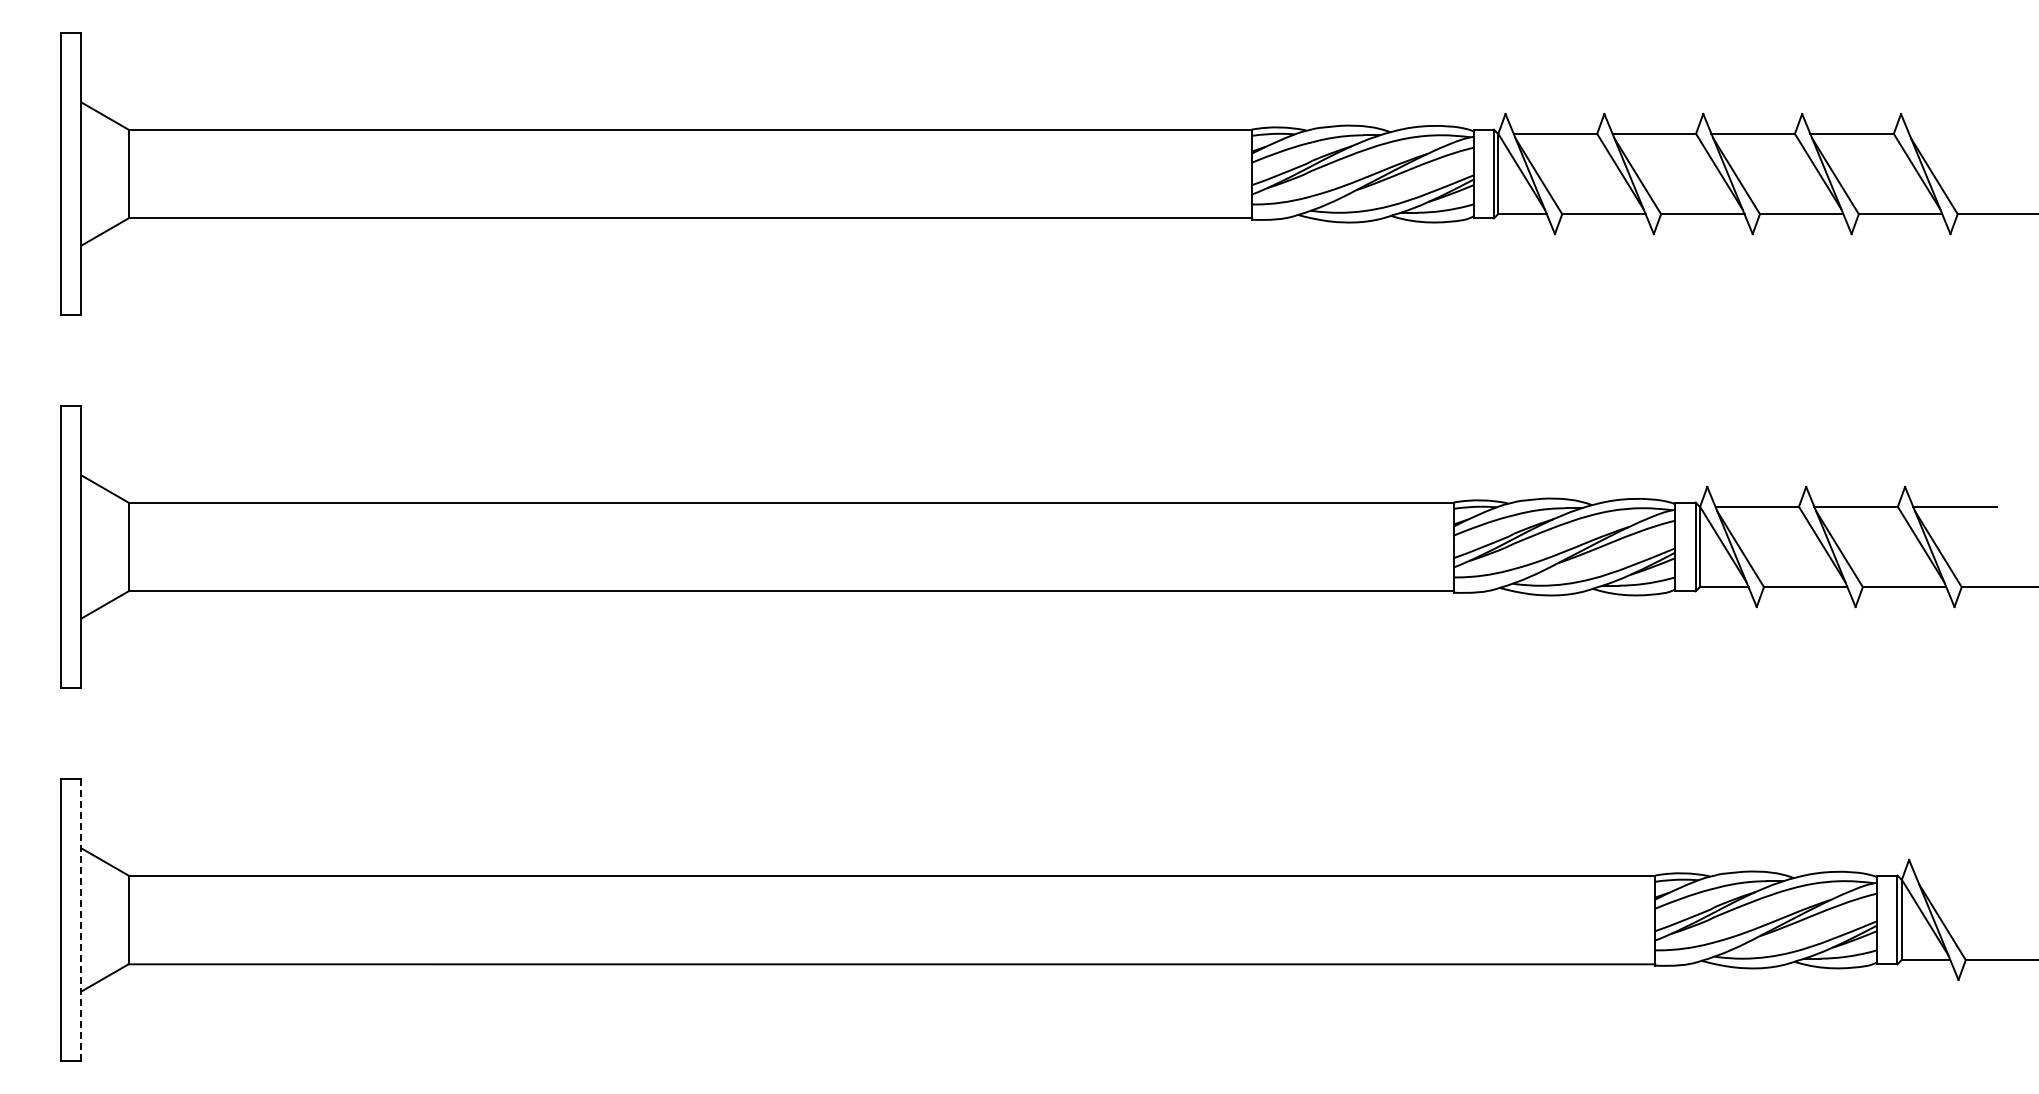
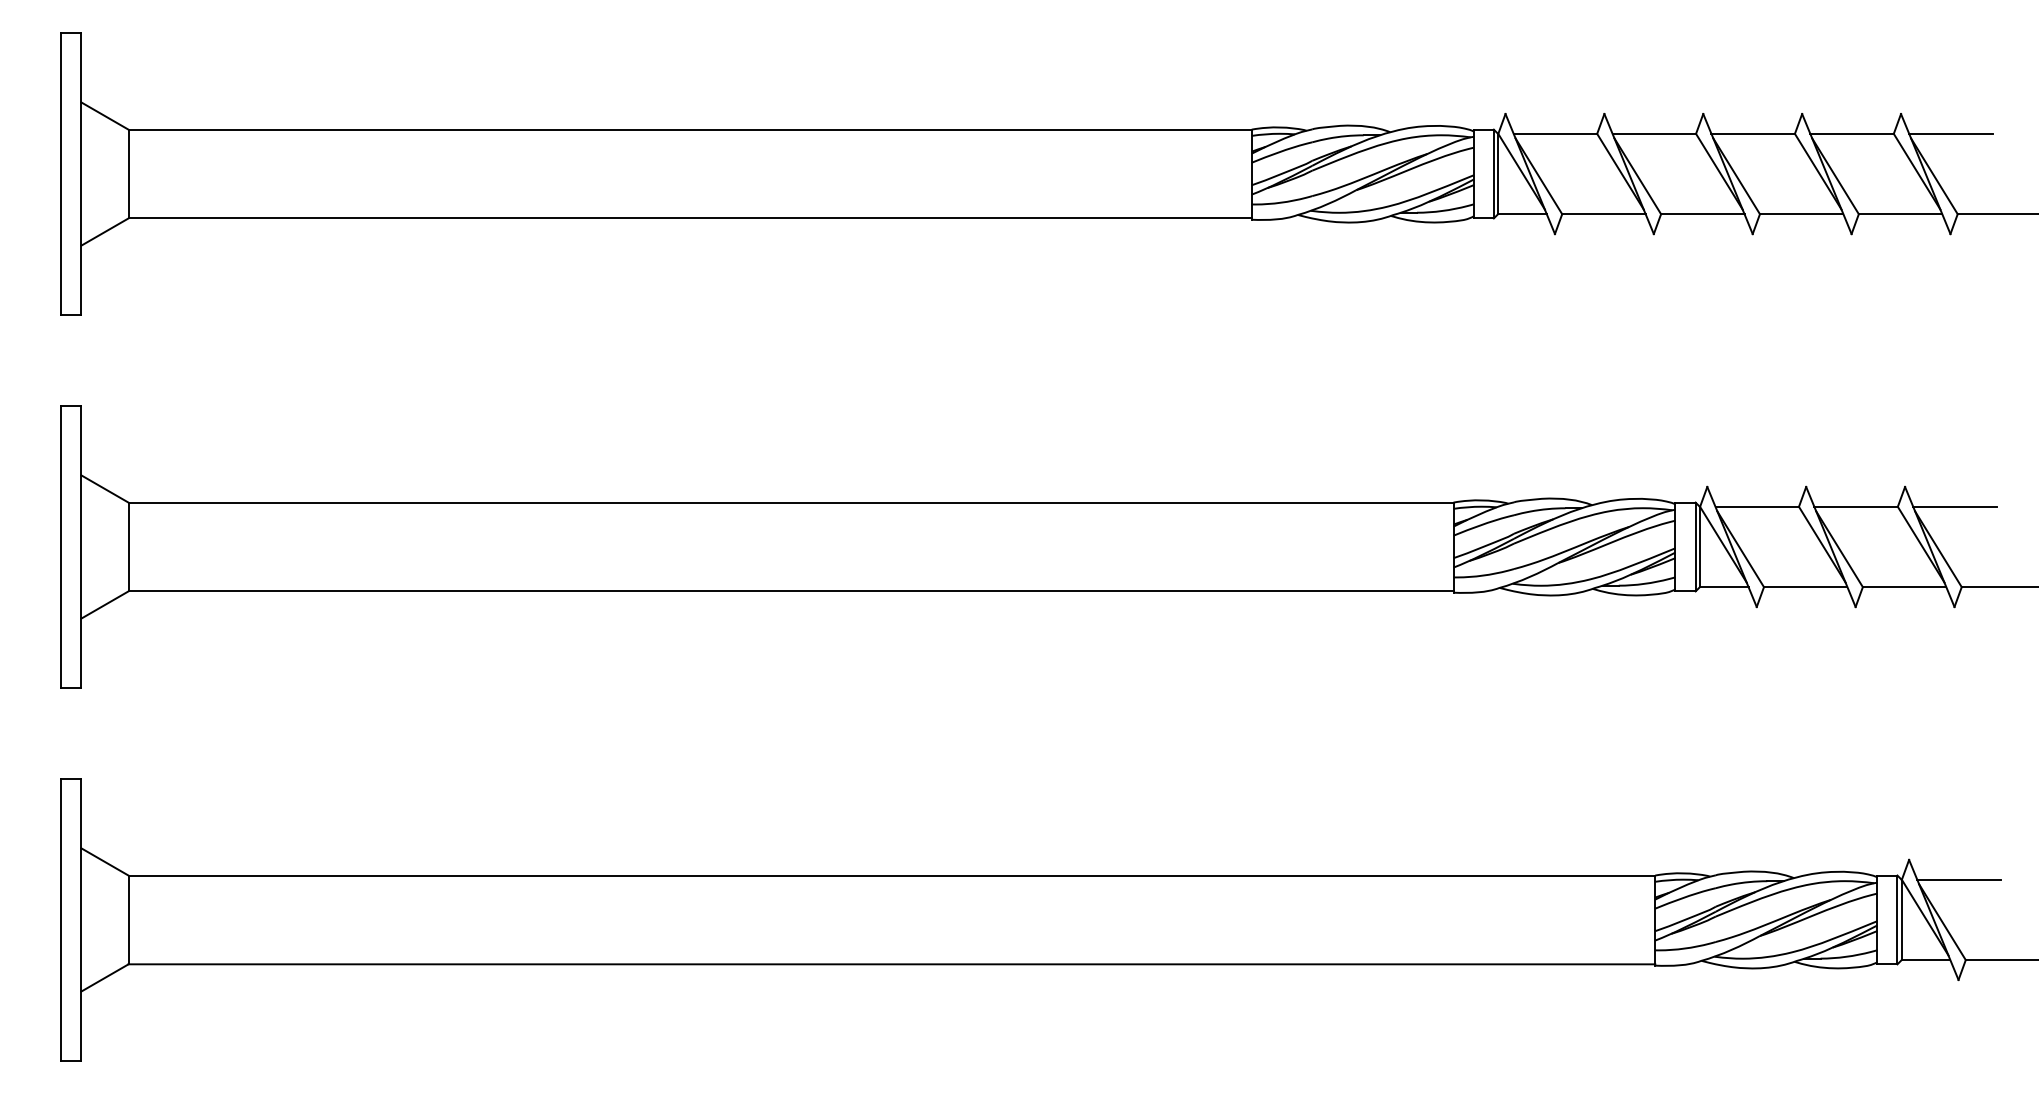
line: none -> present (1950, 133)
line: none -> present (1958, 879)
line: dashed -> solid (81, 919)
